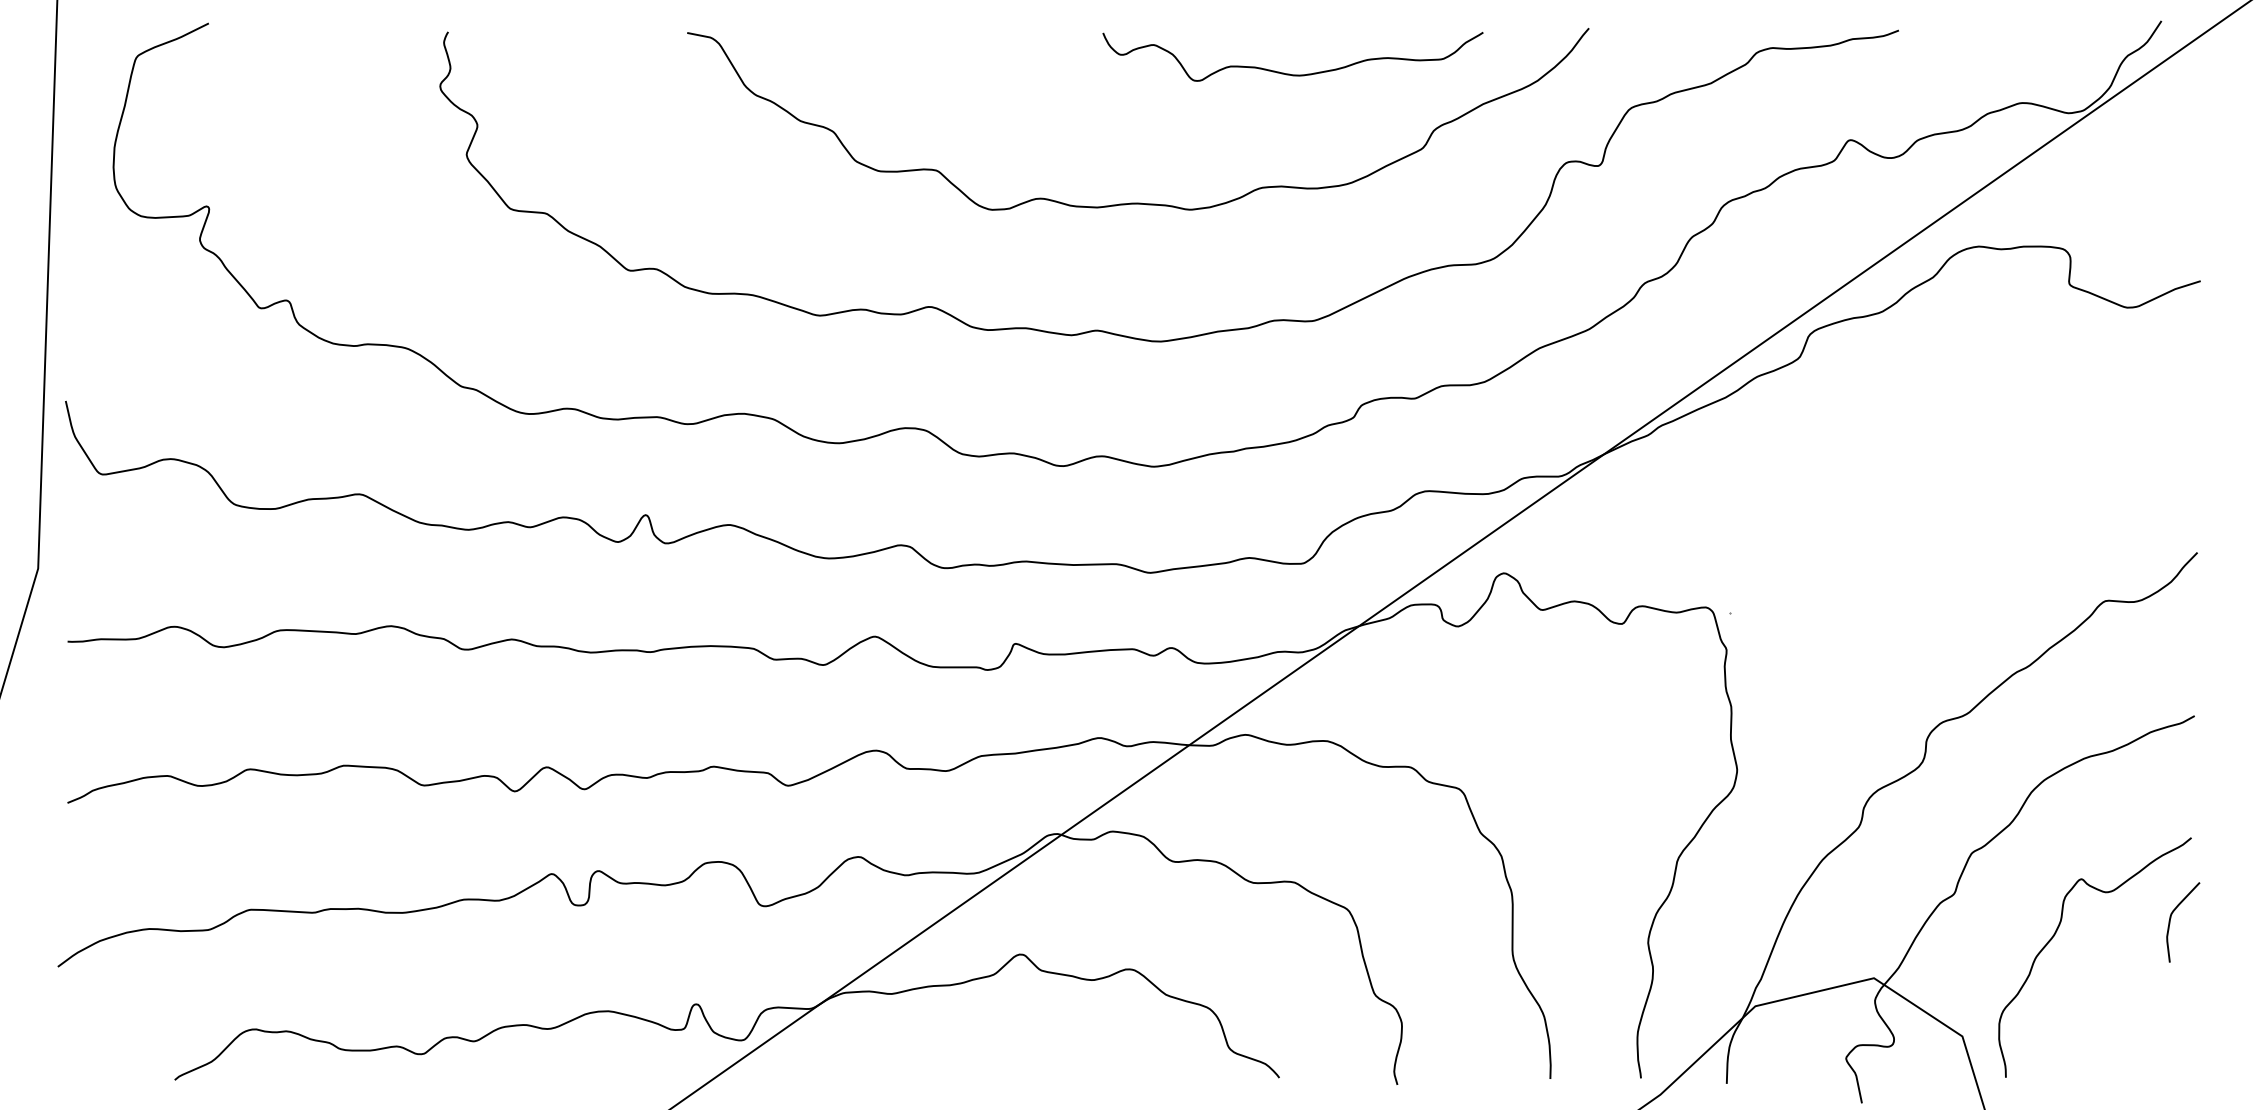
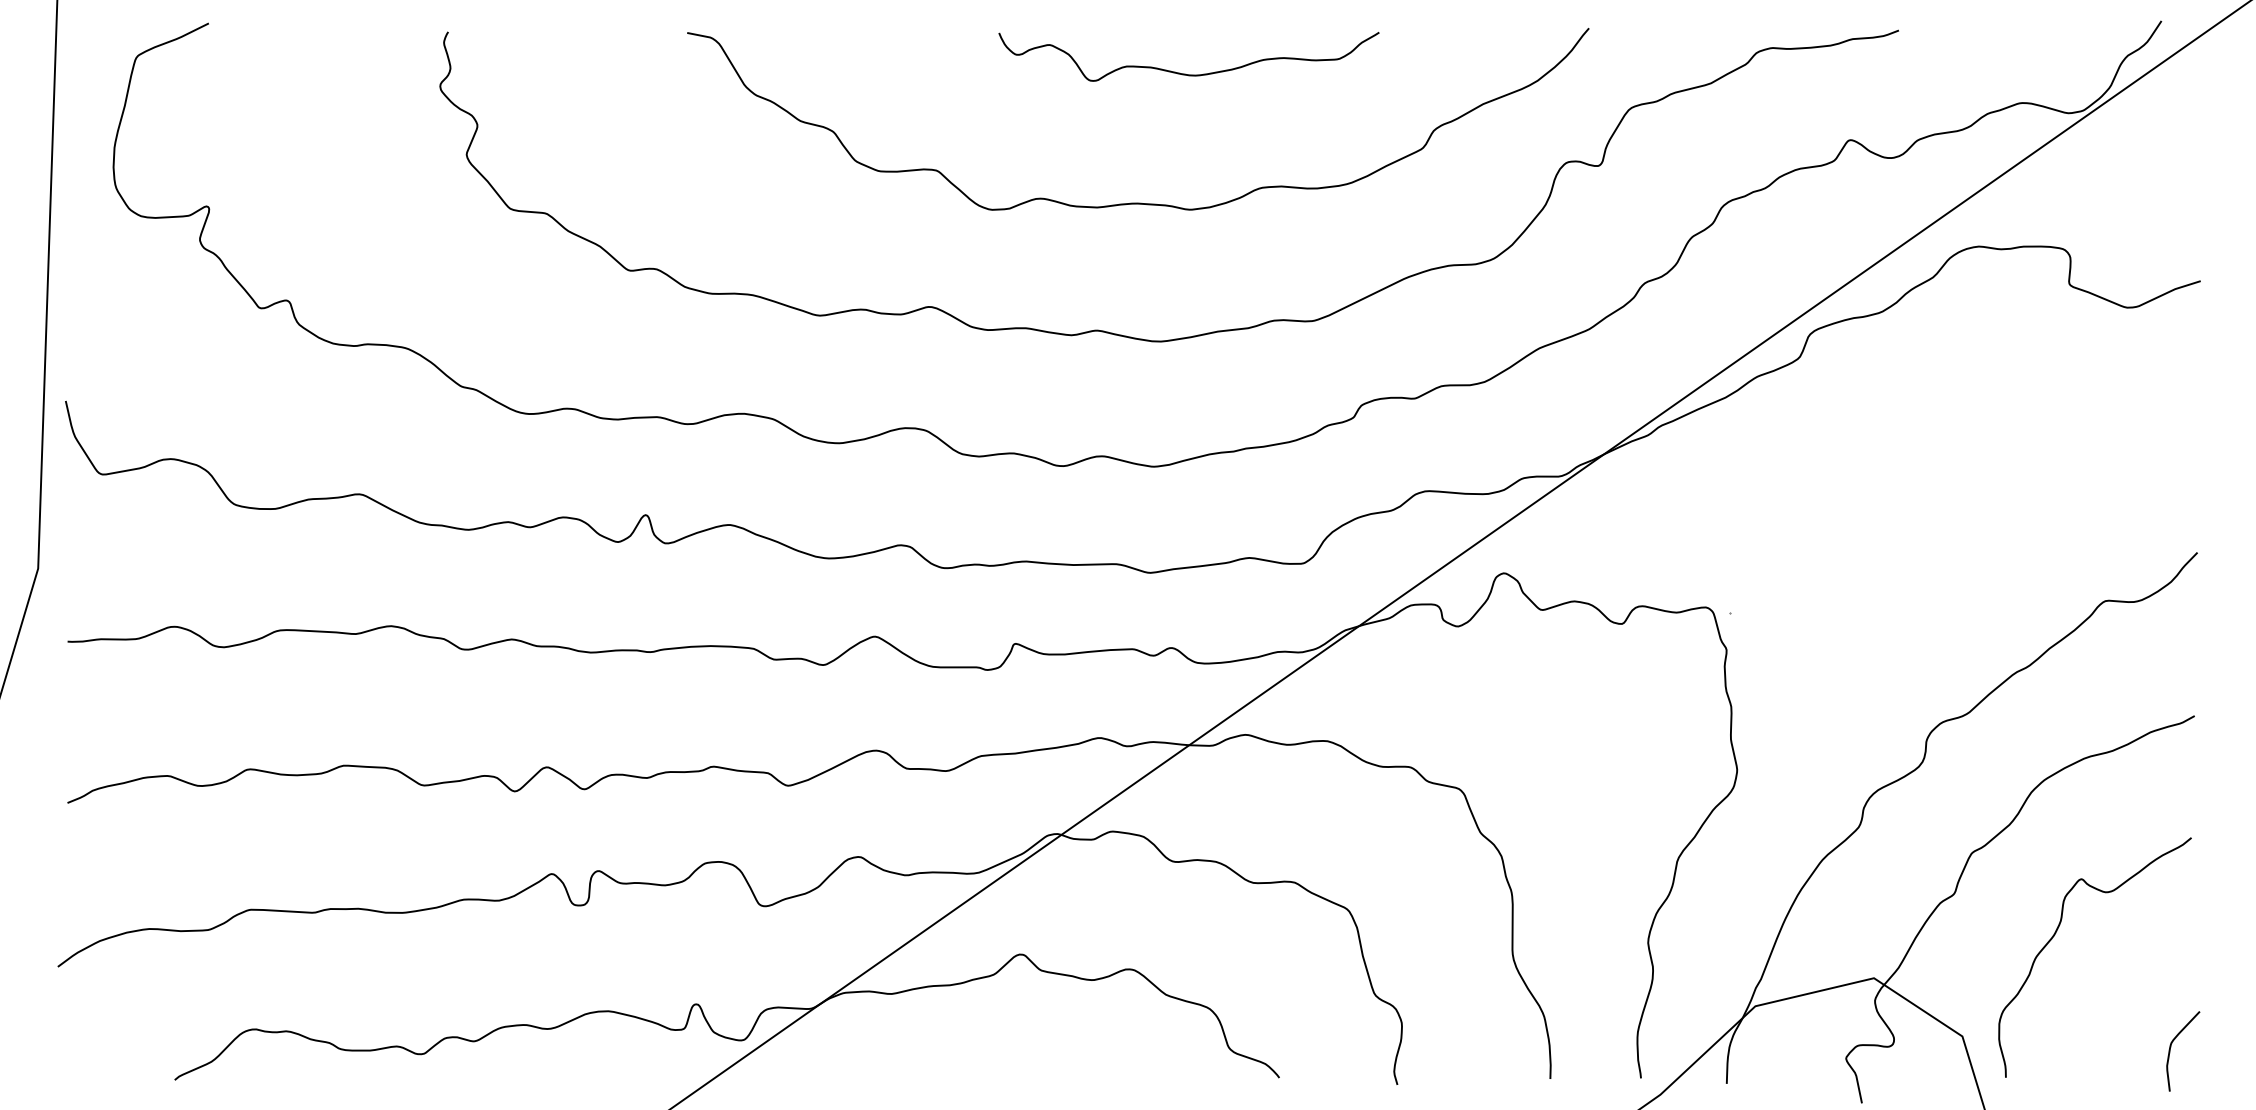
curve position: (1289, 73) -> (1185, 73) (1185, 73)
curve position: (2171, 918) -> (2171, 1047) (2171, 1047)
